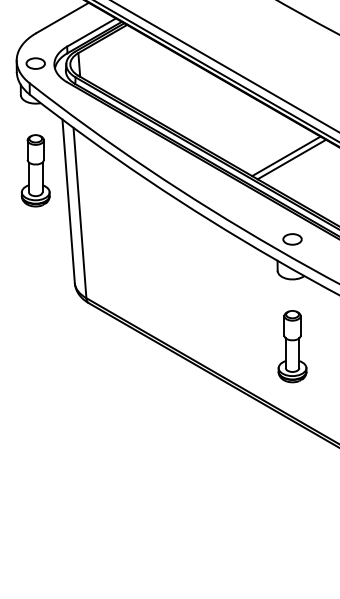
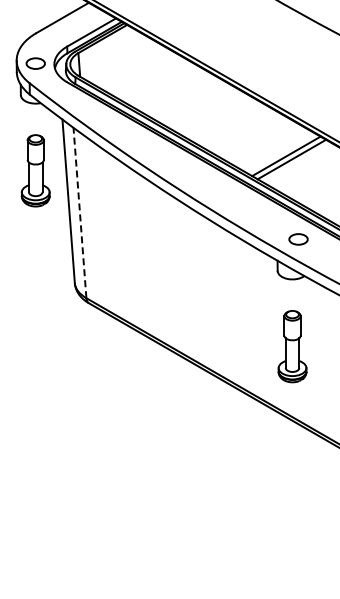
line: present -> none (224, 66)
line: solid -> dashed (79, 212)
part position: (292, 239) -> (298, 239) (298, 239)
